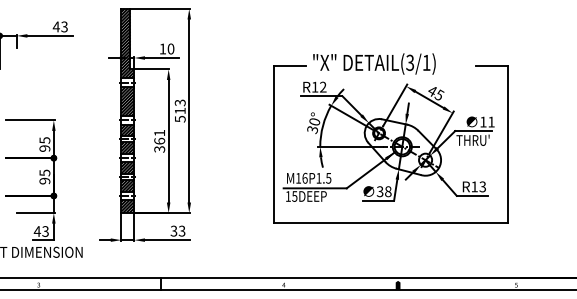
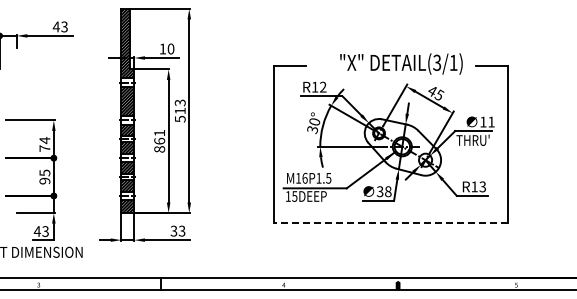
text position: (374, 63) -> (401, 63) (401, 63)
text: 95 -> 74 (44, 143)
text: 361 -> 861 (159, 149)
line: solid -> dashed (390, 223)
